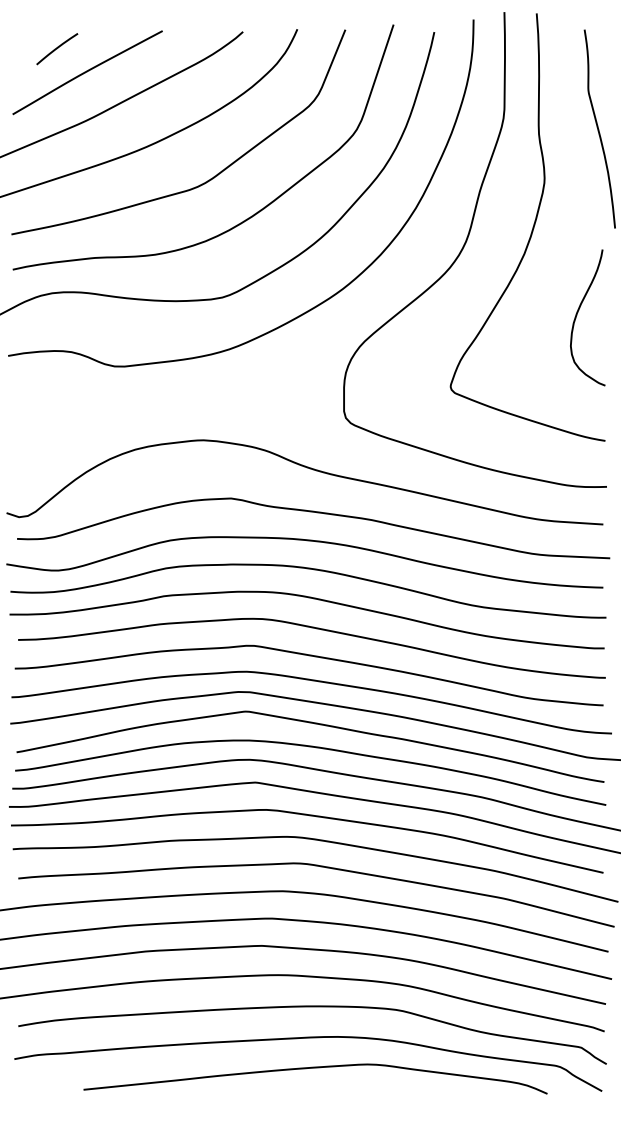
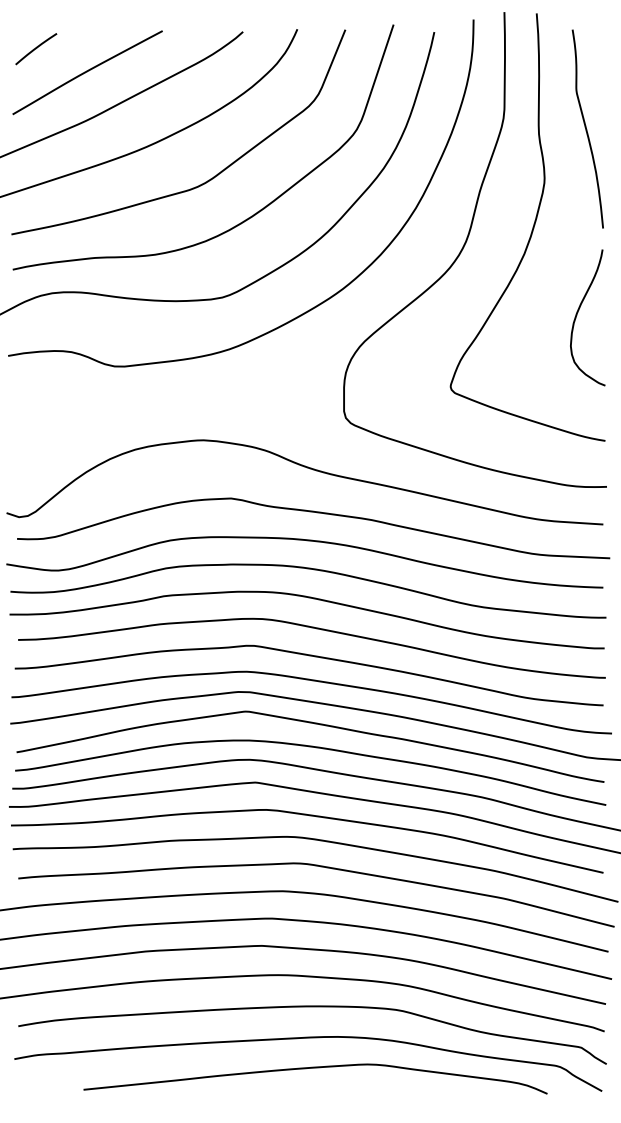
line position: (57, 49) -> (36, 49) (36, 49)
curve position: (598, 128) -> (586, 128) (586, 128)
